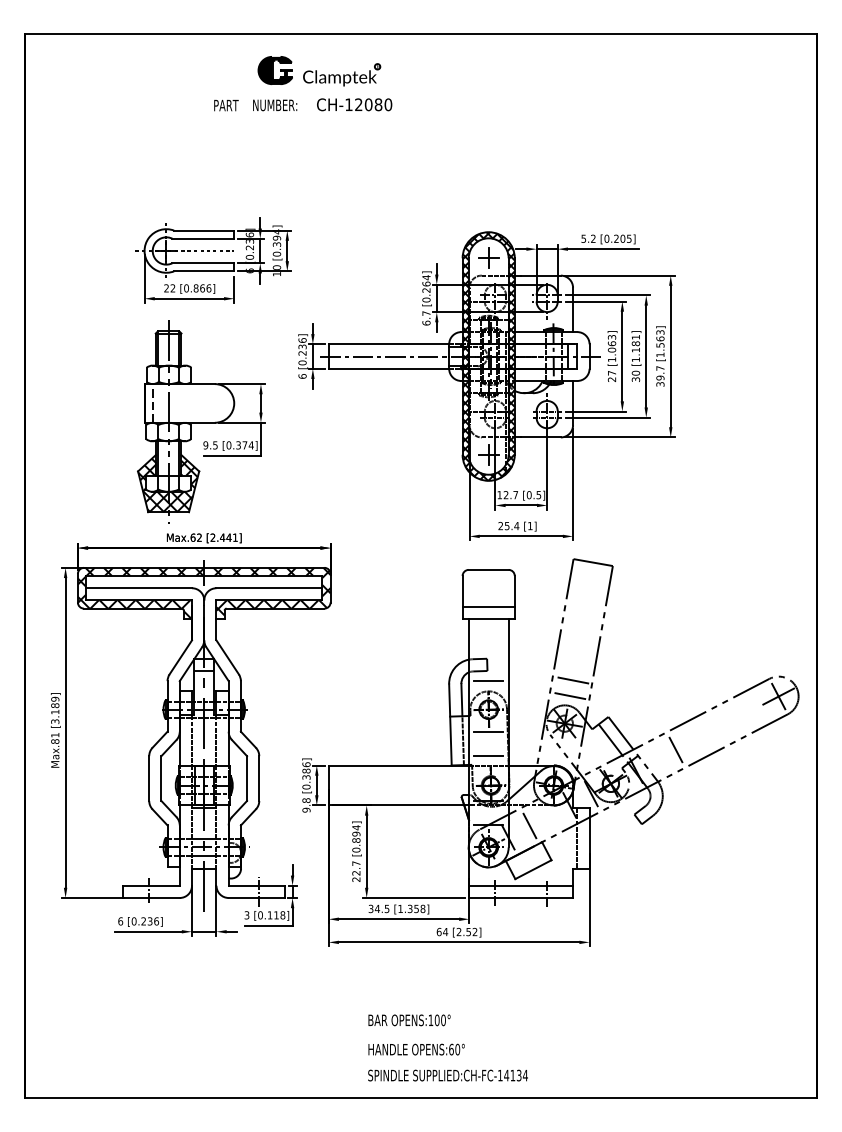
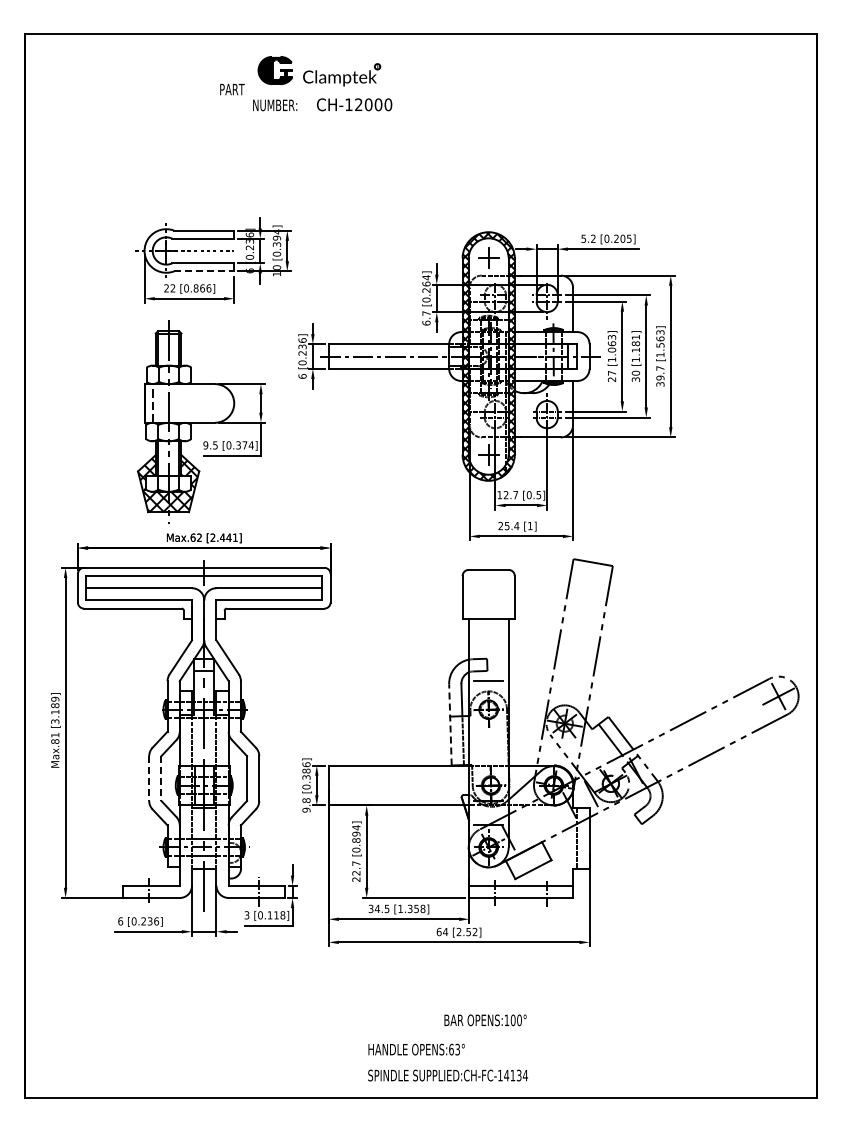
text: CH-12080 -> CH-12000 (378, 104)
text position: (226, 105) -> (232, 89) (232, 89)
line: solid -> dashed (204, 271)
hatch: present -> none (203, 593)
line: present -> none (488, 606)
line: present -> none (573, 680)
line: present -> none (570, 696)
line: solid -> dashed (450, 724)
line: present -> none (488, 731)
line: present -> none (675, 749)
line: present -> none (488, 756)
line: solid -> dashed (149, 779)
line: solid -> dashed (161, 779)
line: present -> none (529, 825)
text position: (409, 1020) -> (485, 1020) (485, 1020)
text: OPENS:60° -> OPENS:63° (457, 1049)
